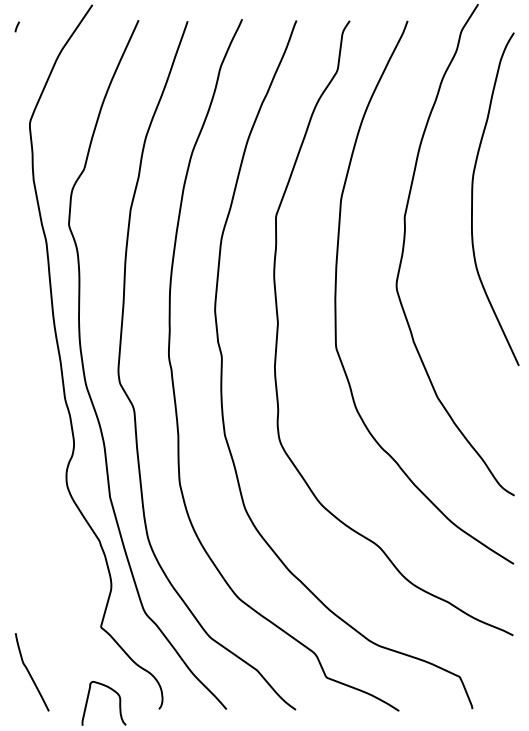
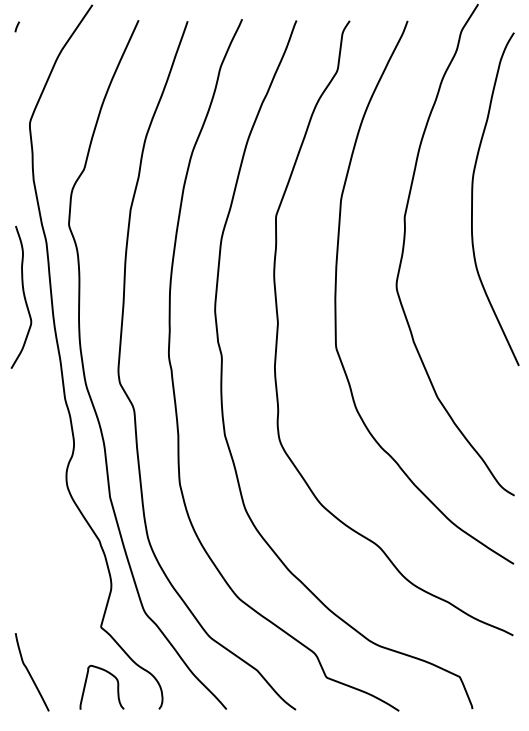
curve: none -> present (23, 296)
curve position: (111, 690) -> (109, 674) (109, 674)
